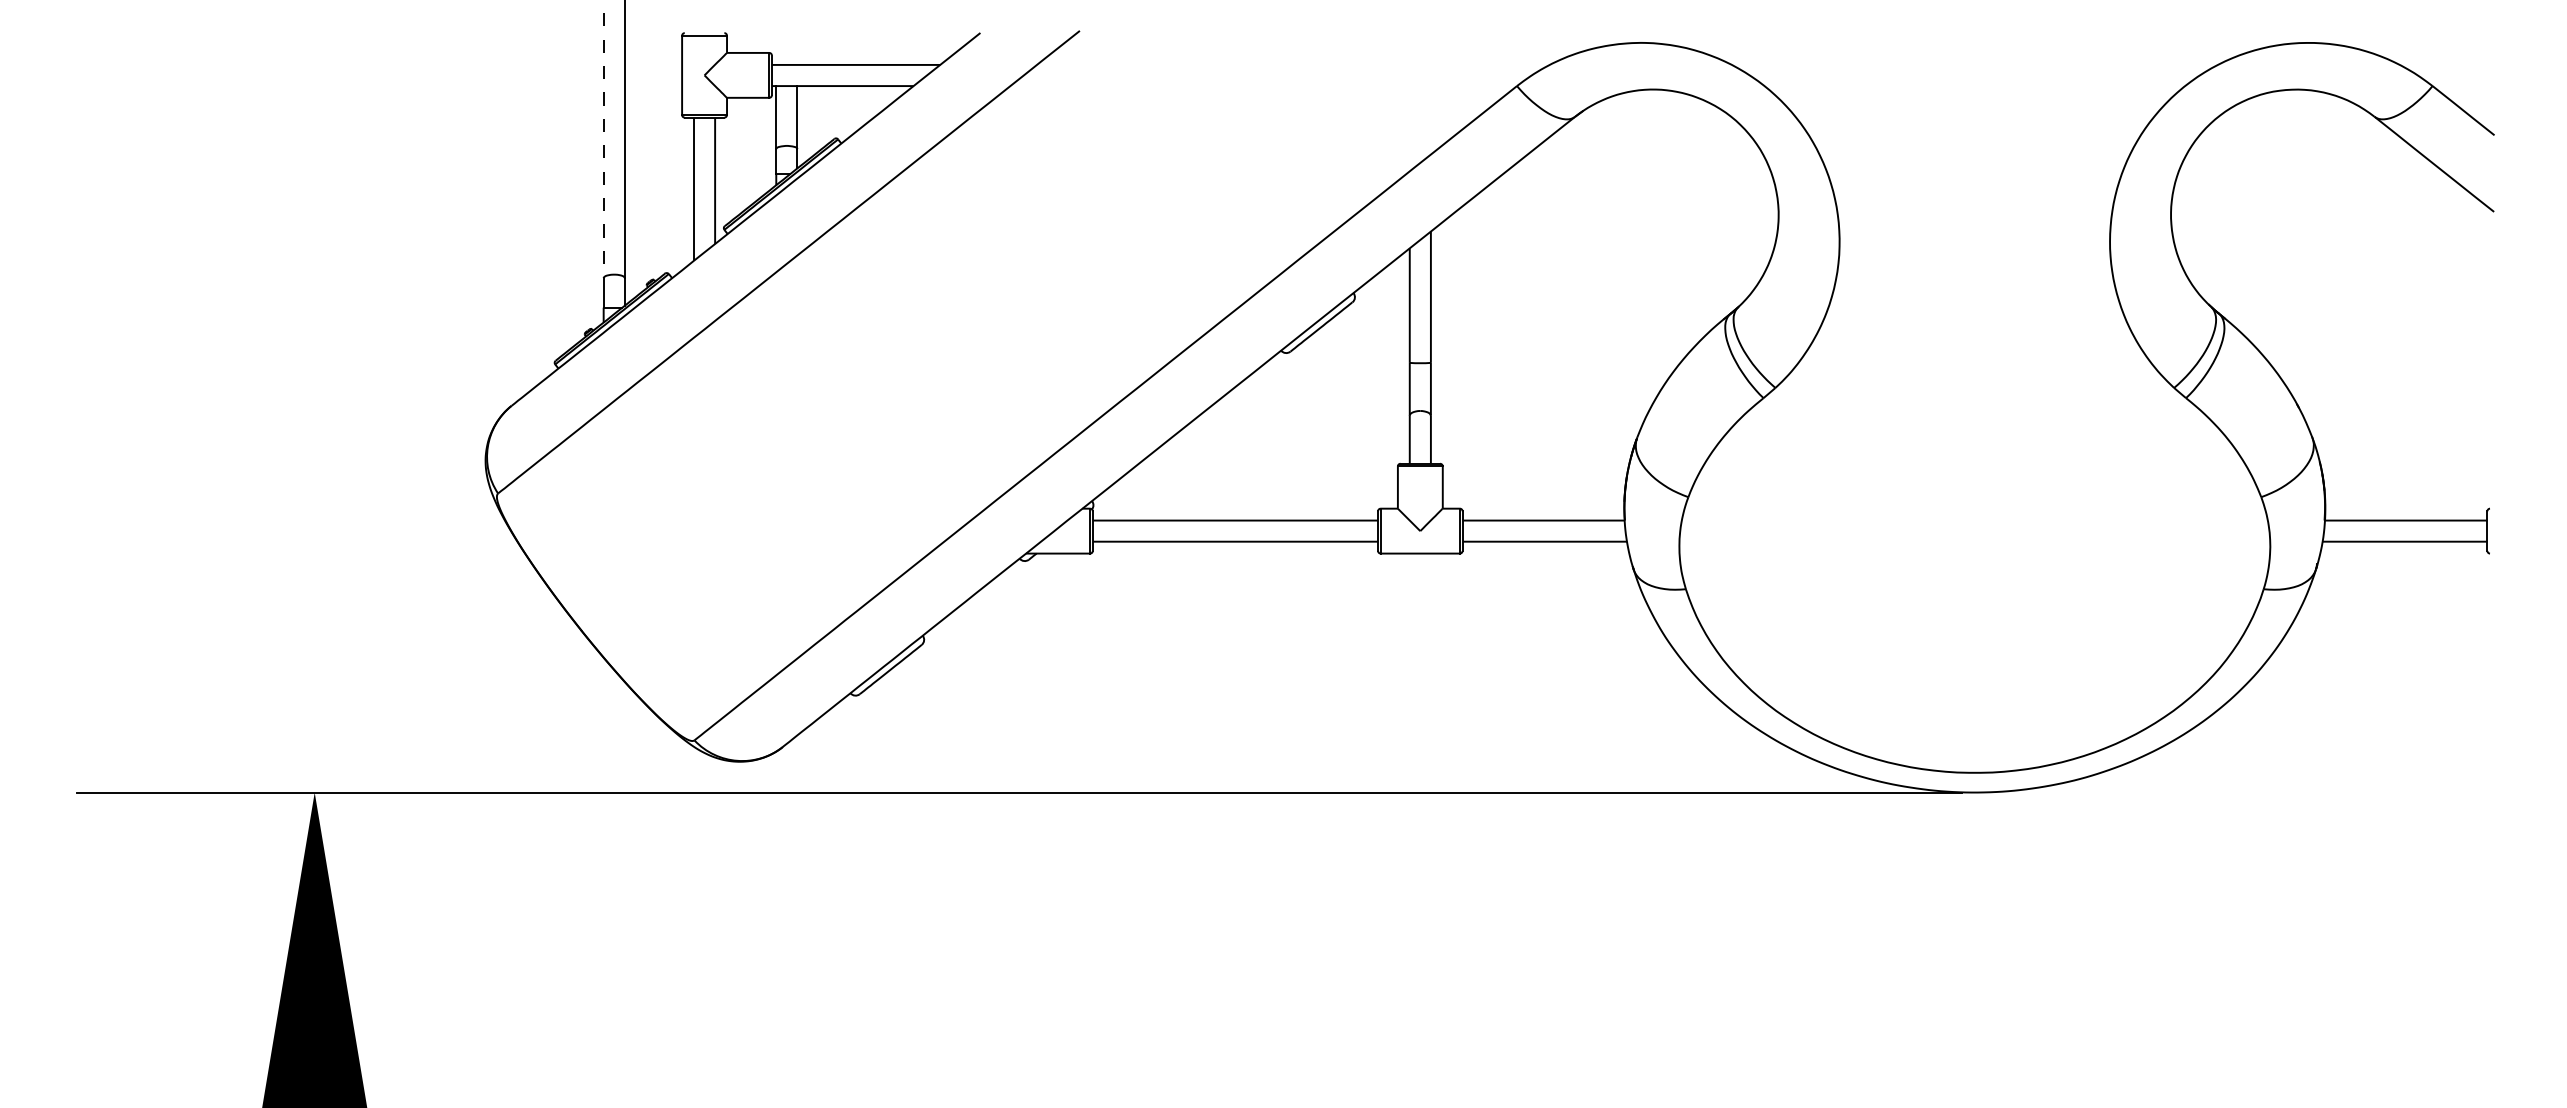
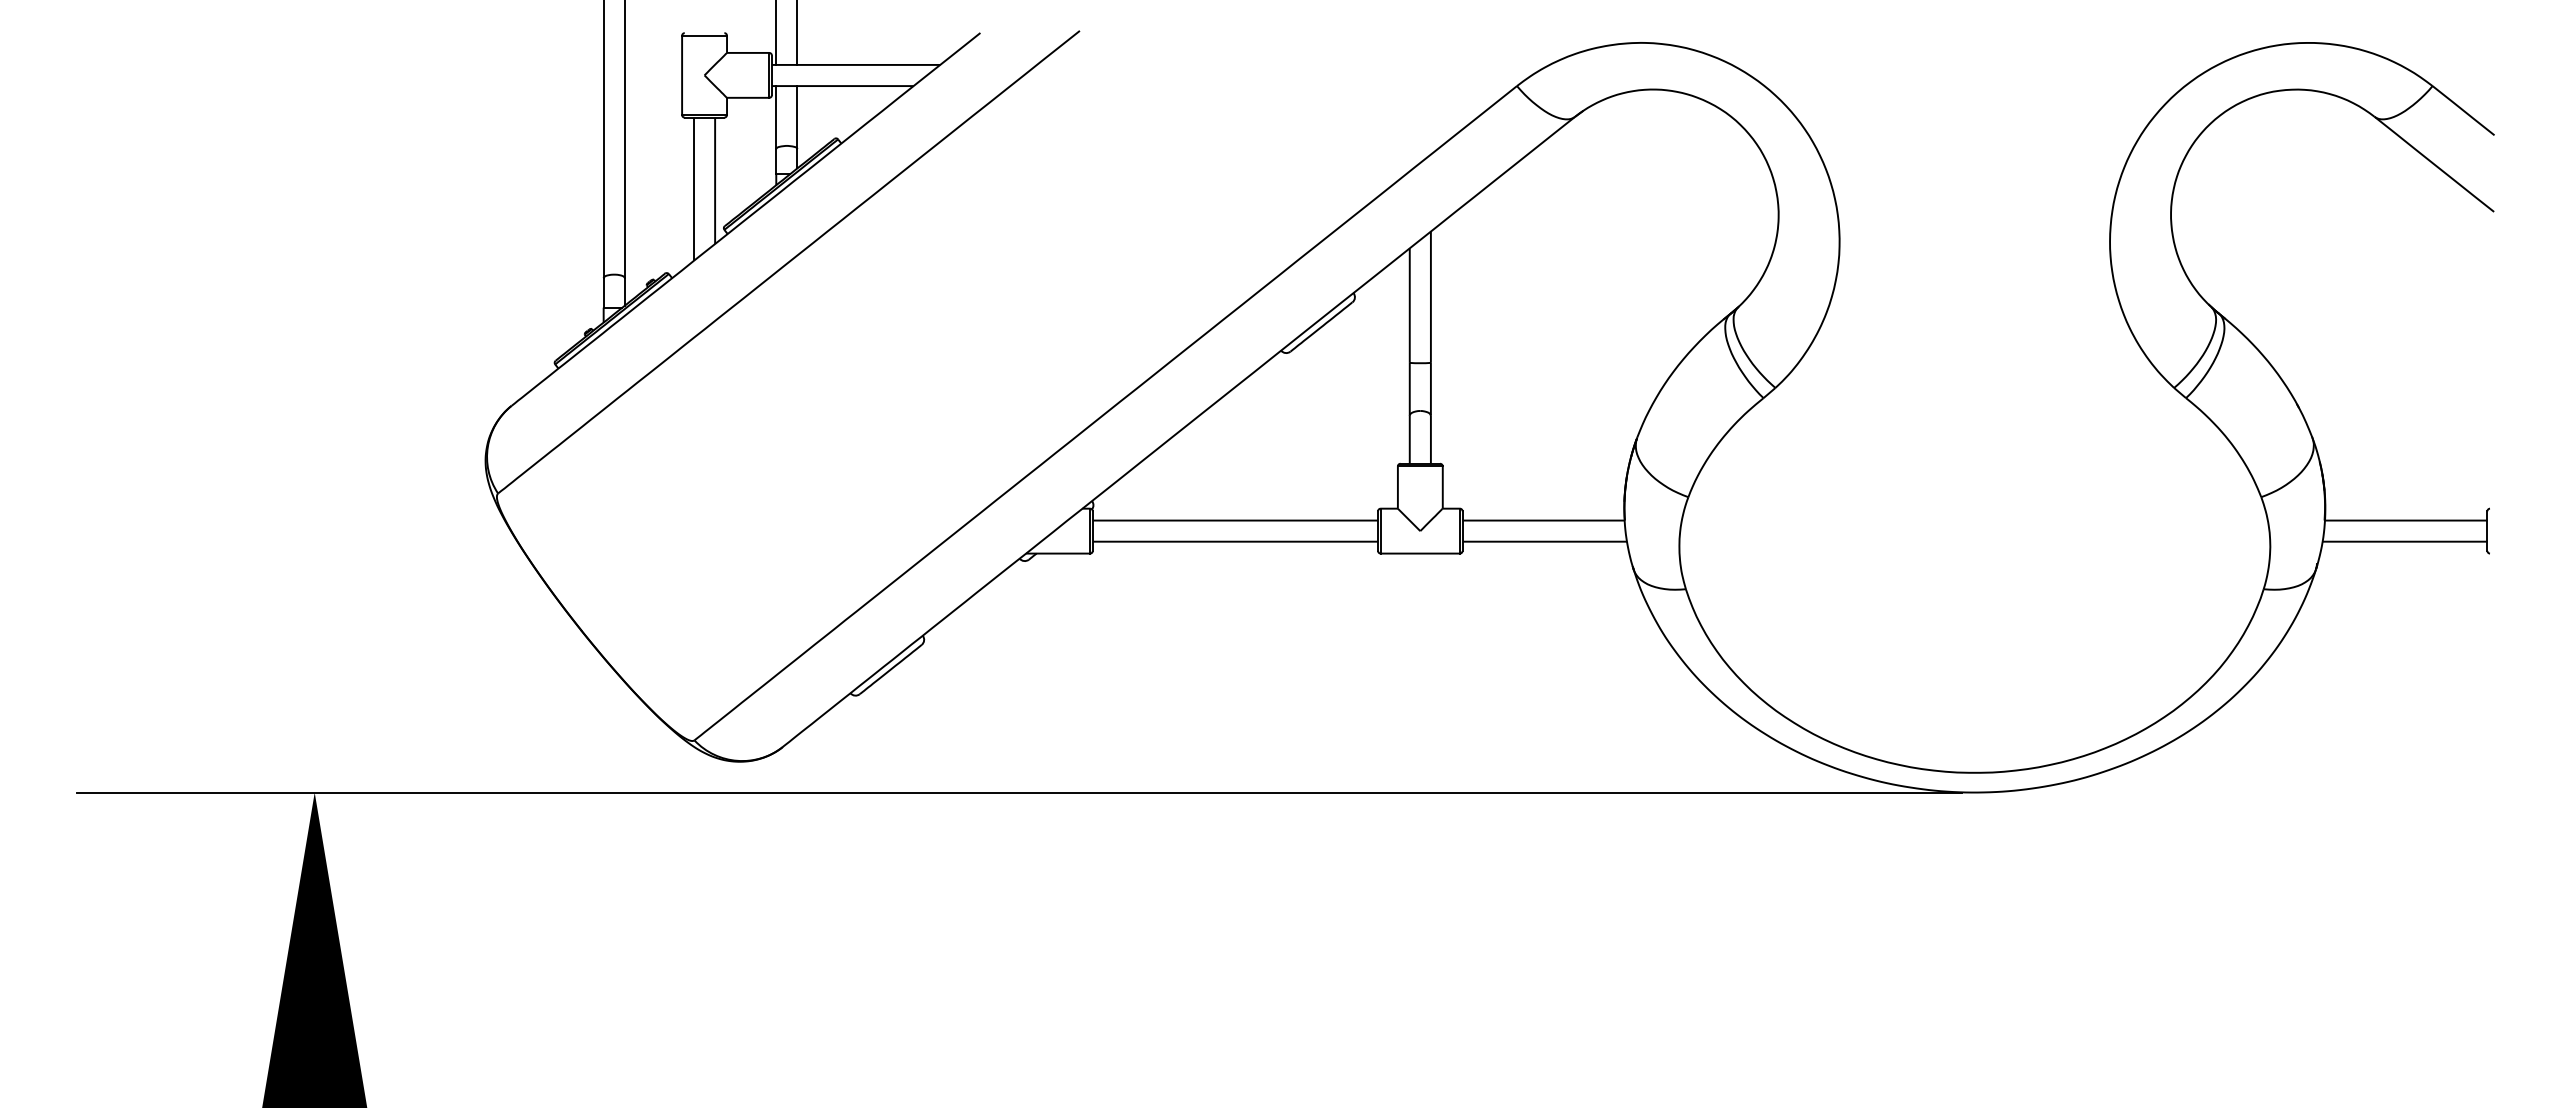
line: none -> present (776, 33)
line: none -> present (797, 33)
line: dashed -> solid (603, 139)
